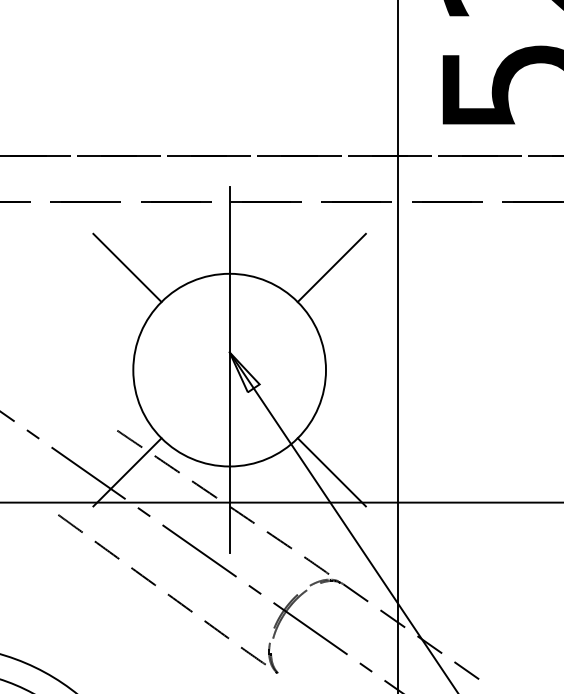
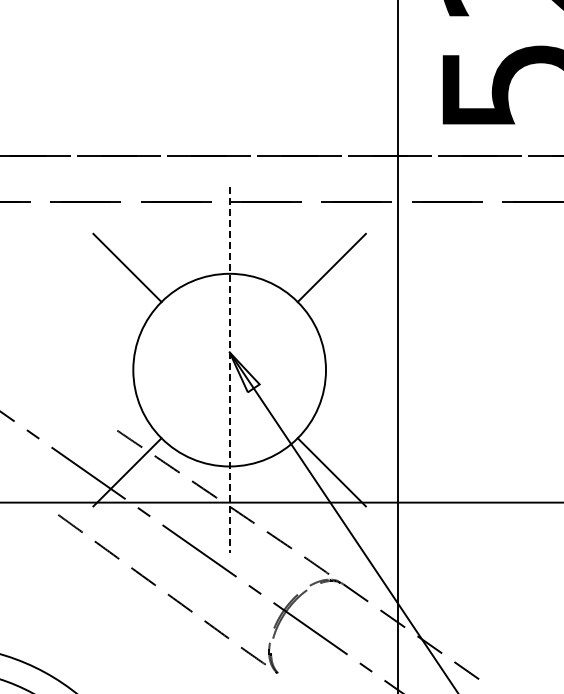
line: solid -> dashed (229, 370)
